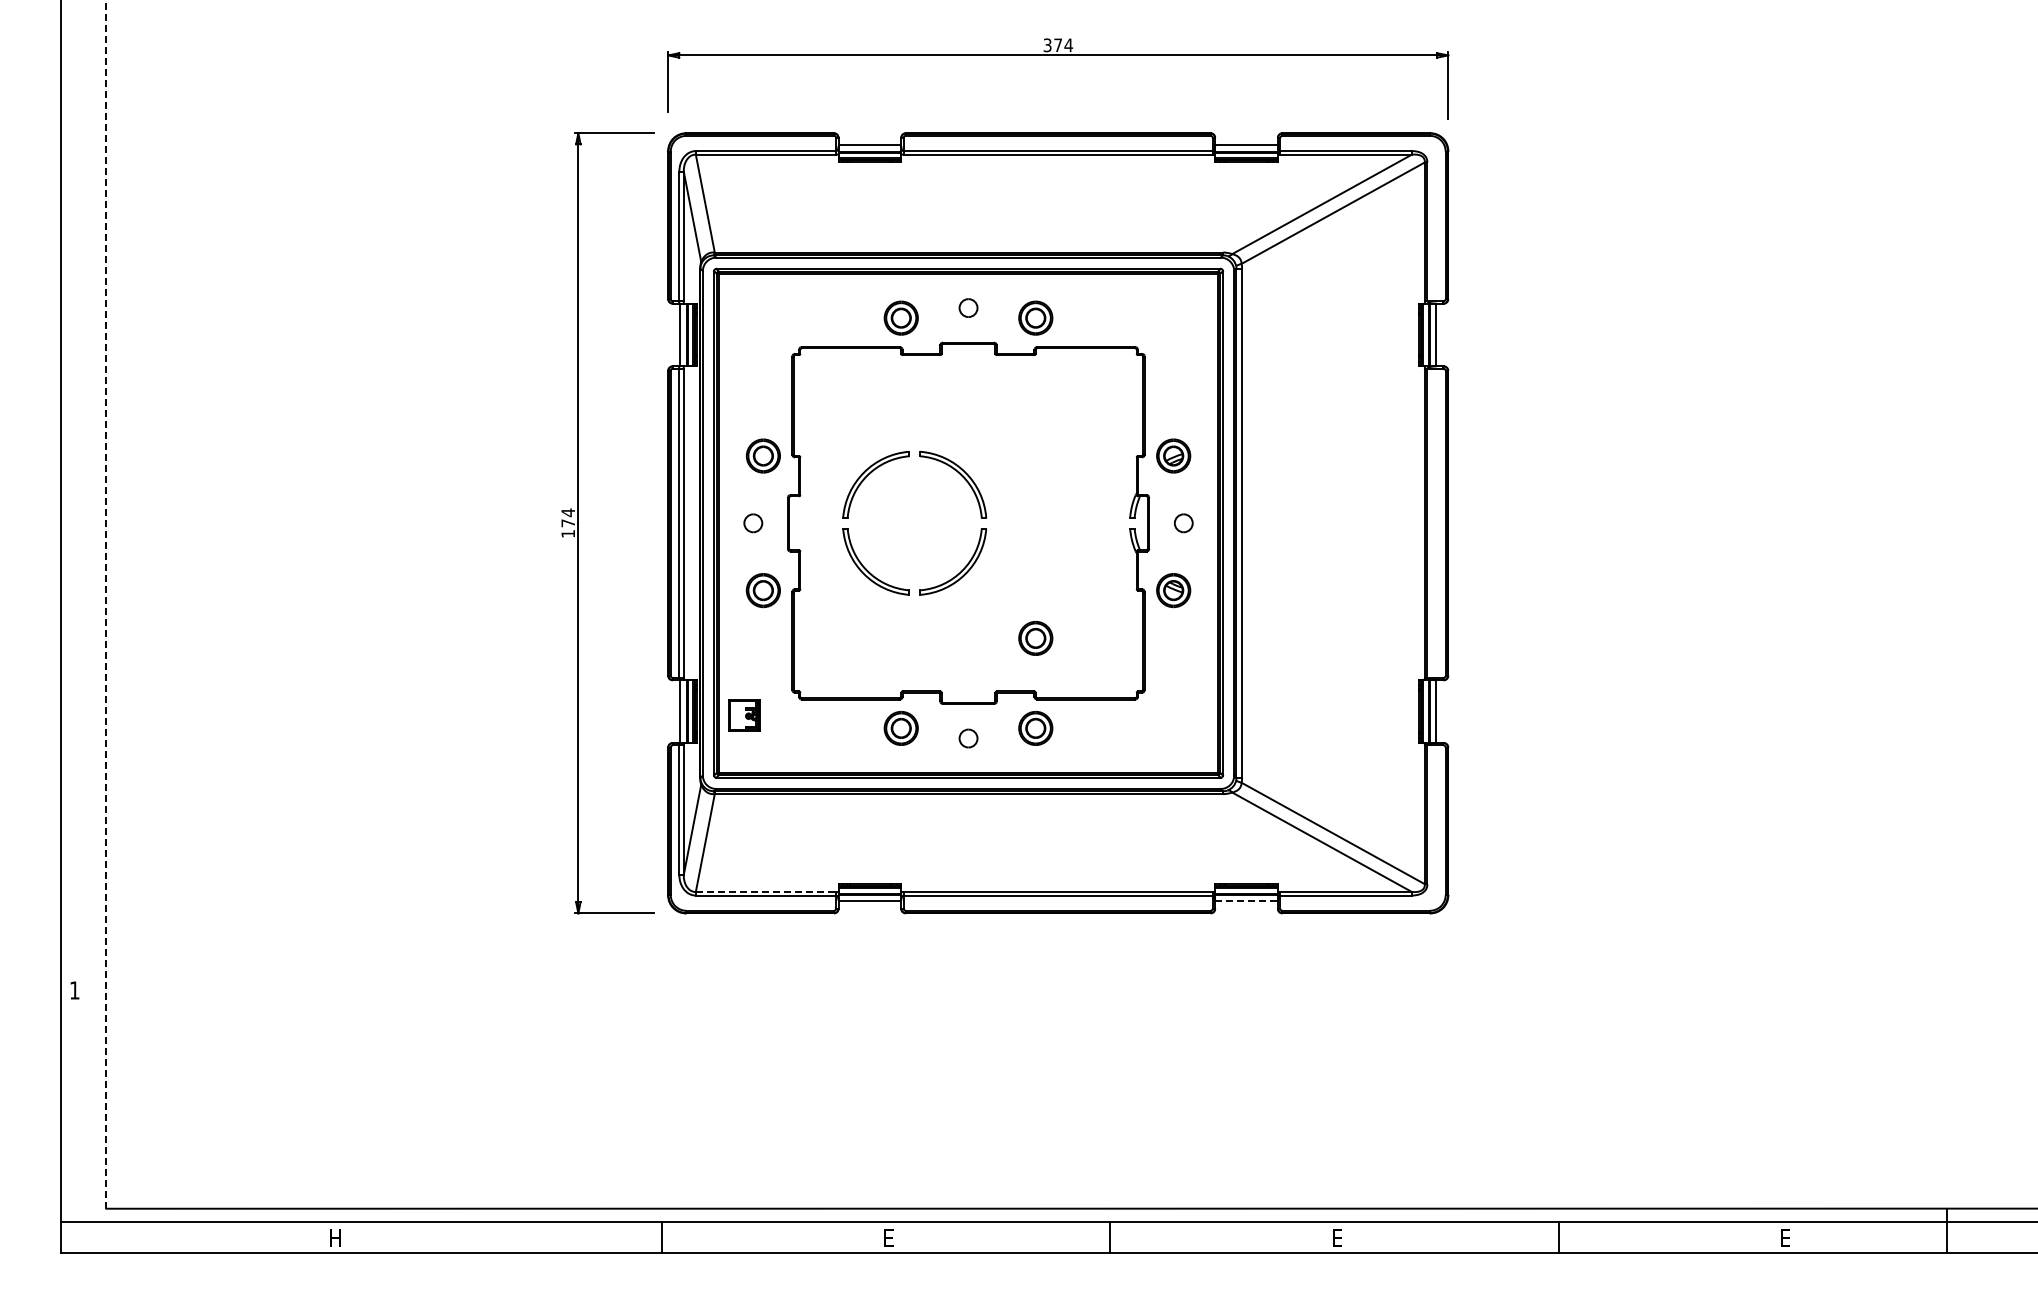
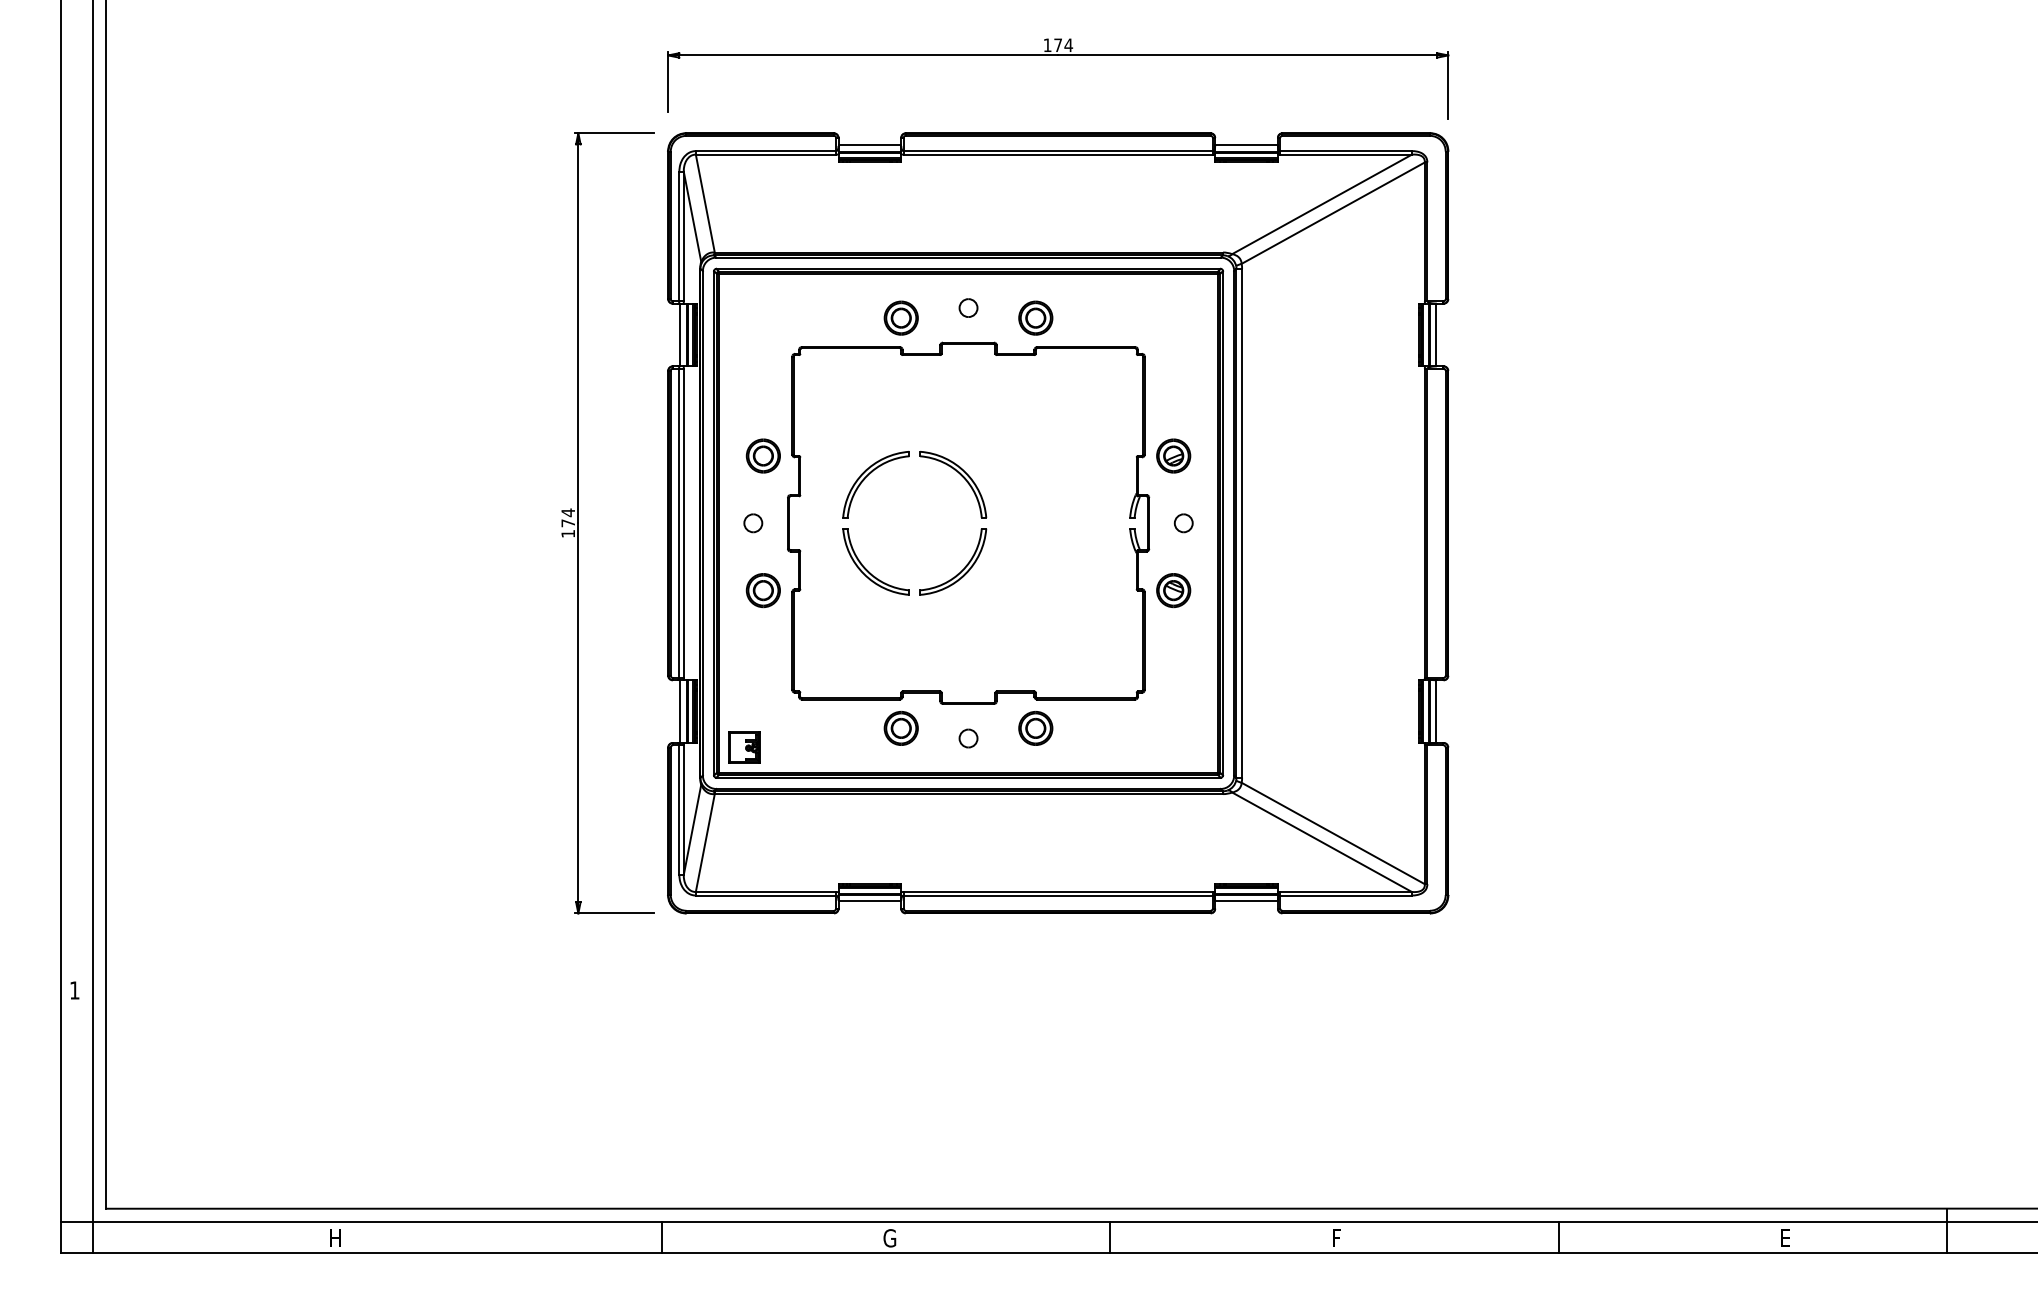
text: 374 -> 174 (1047, 45)
line: dashed -> solid (105, 604)
line: none -> present (92, 627)
part: present -> none (1035, 638)
part position: (744, 715) -> (744, 747) (744, 747)
line: dashed -> solid (766, 891)
line: dashed -> solid (1247, 901)
text: E -> F (1338, 1237)
text: E -> G (889, 1238)
